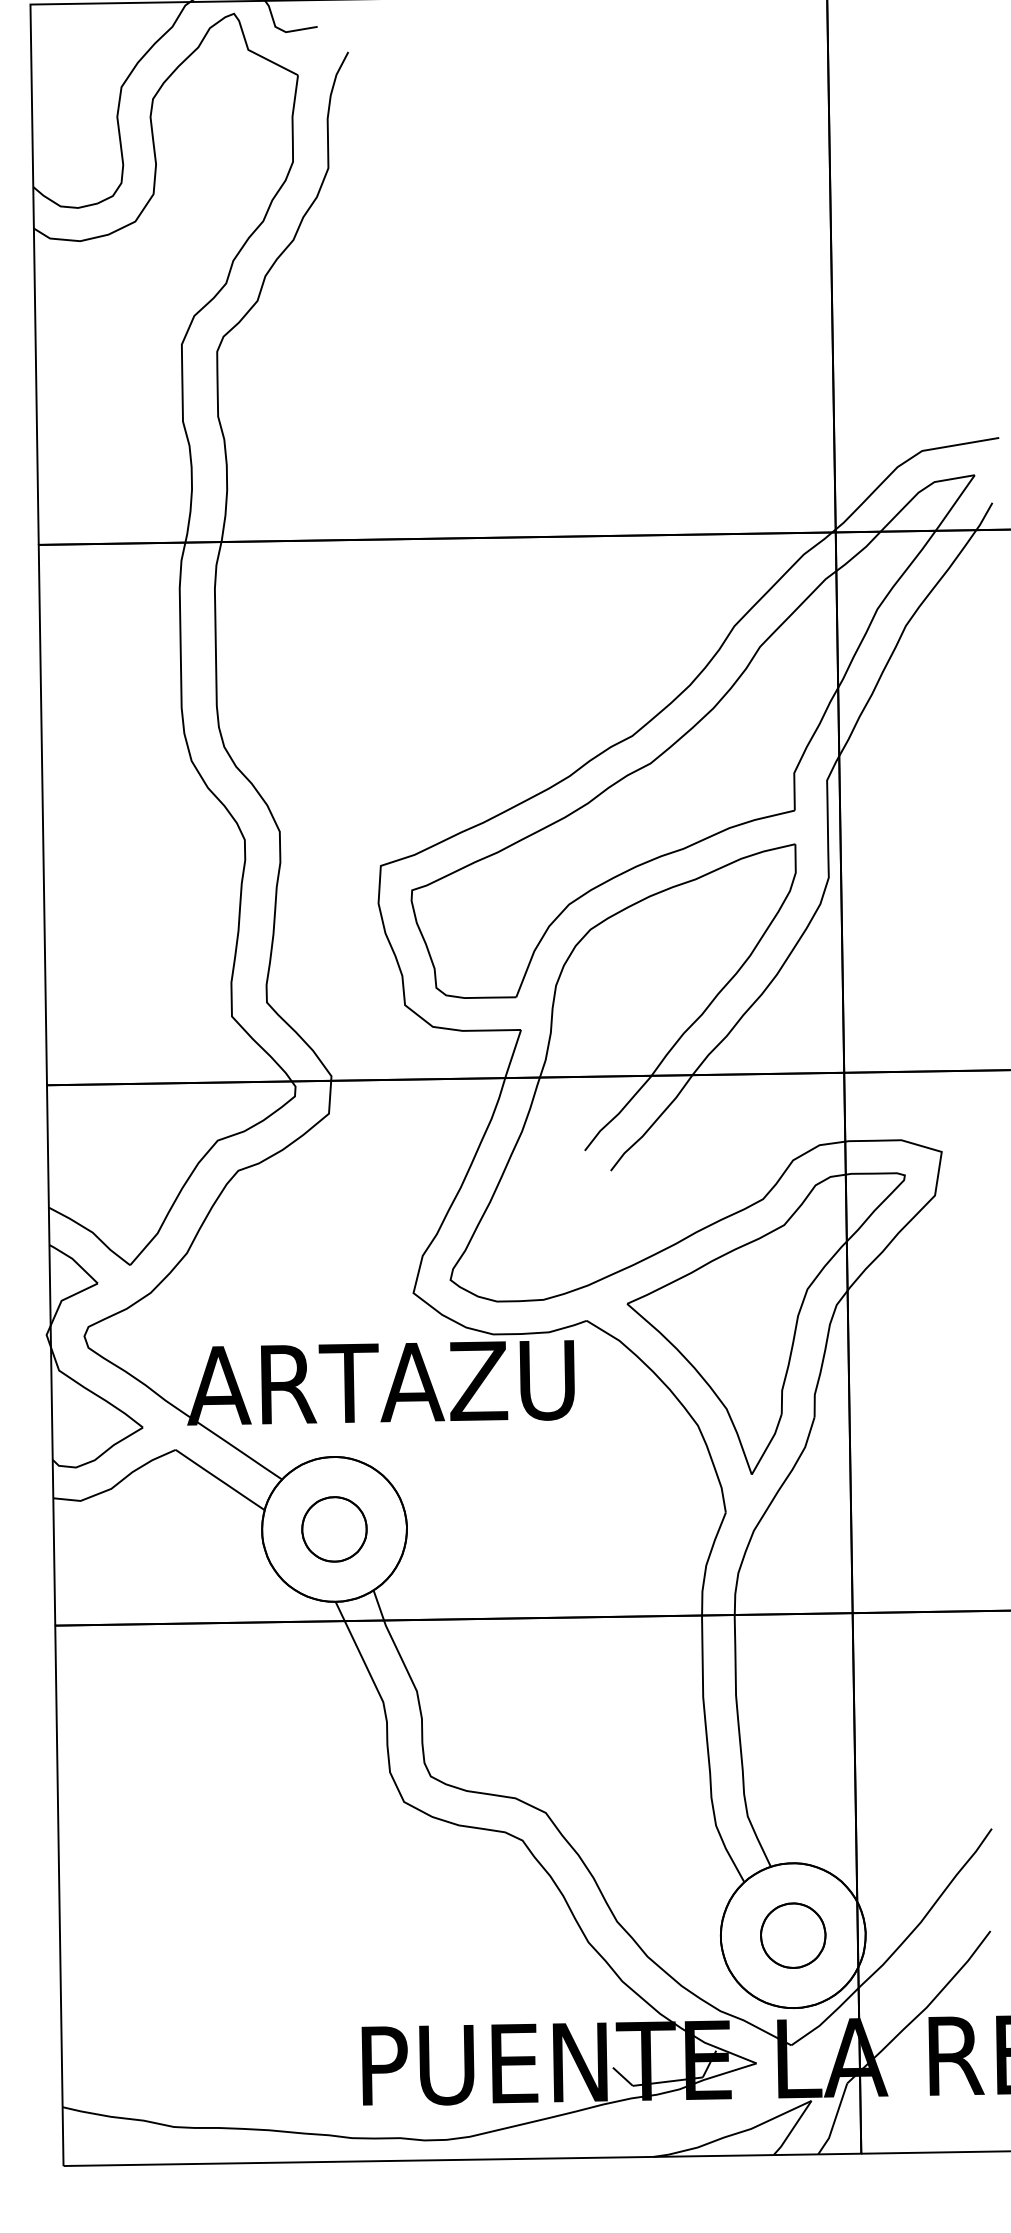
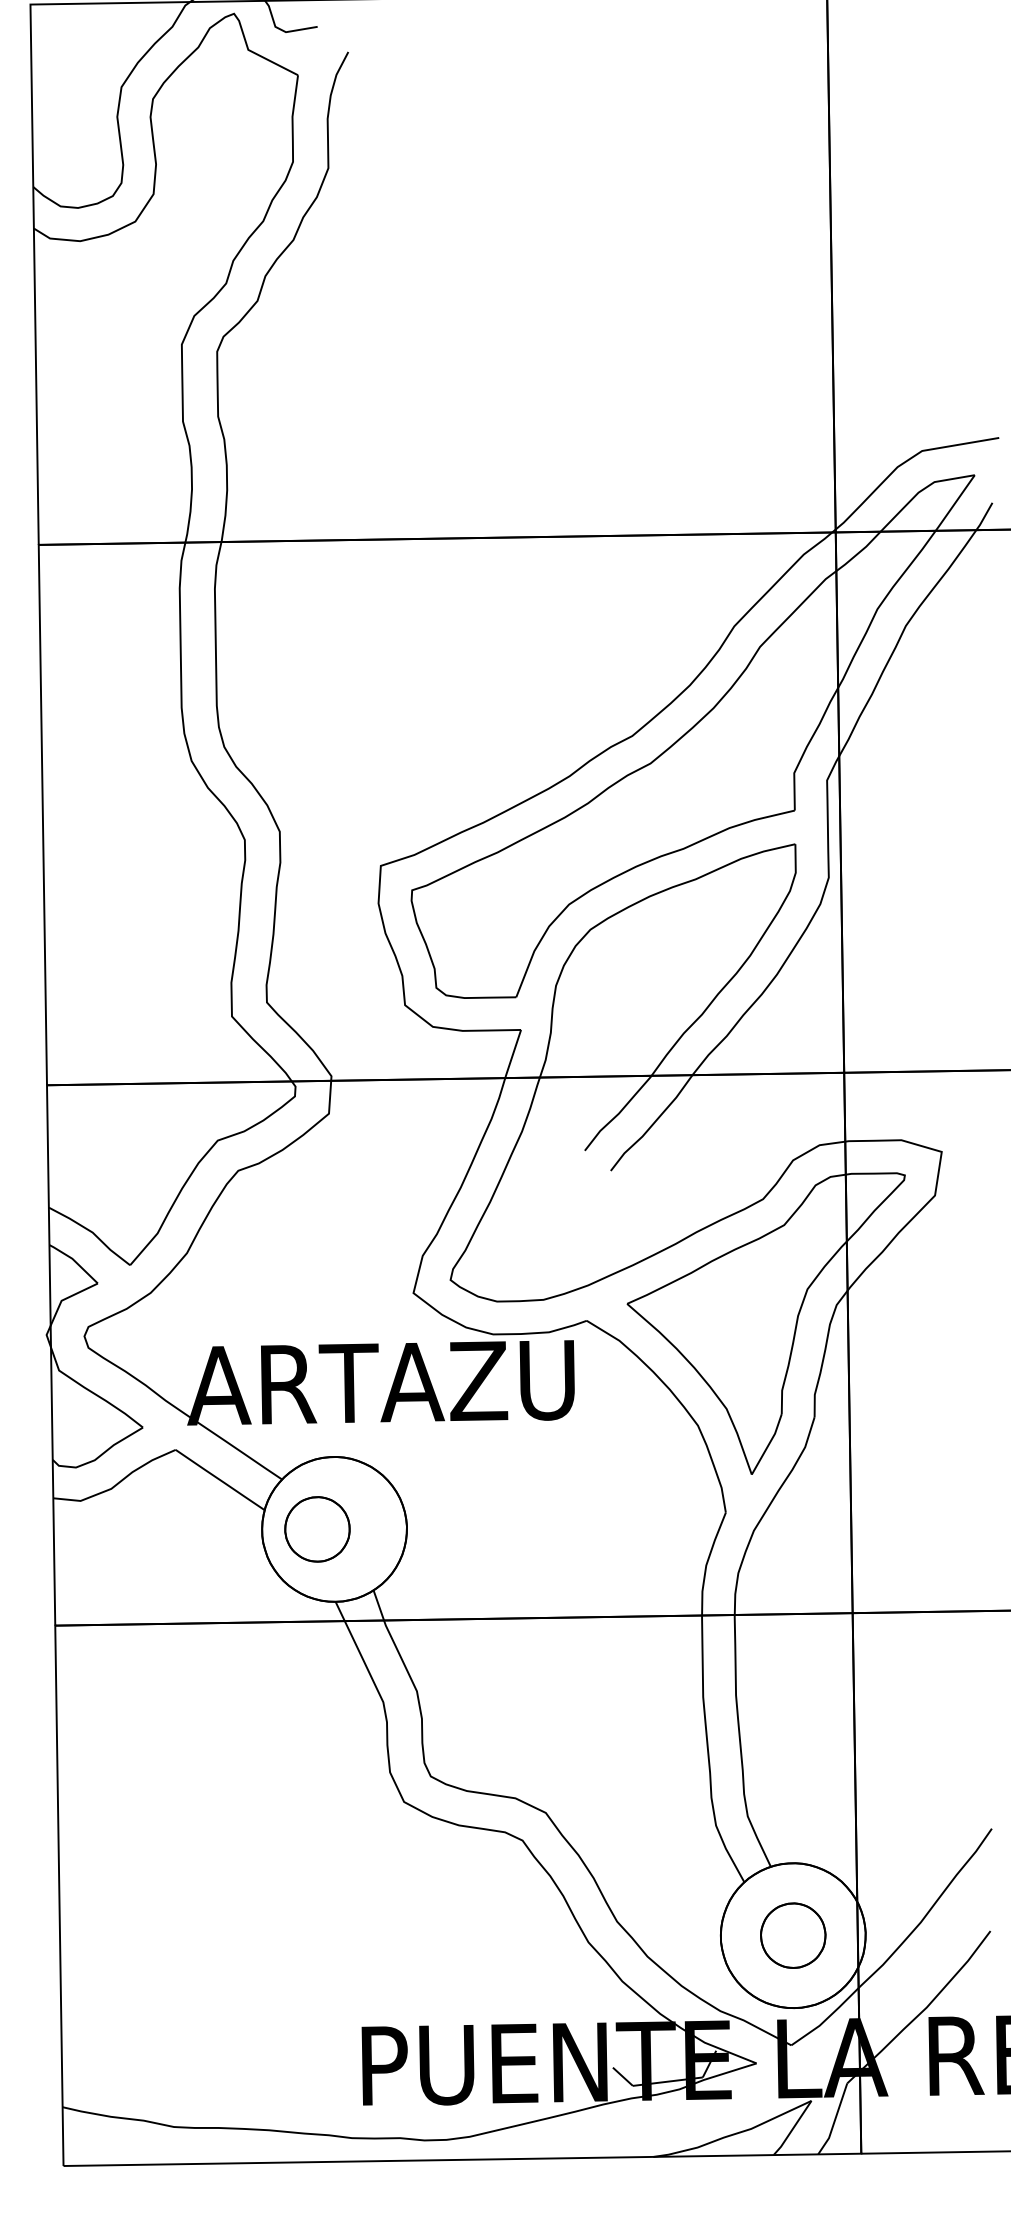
part position: (334, 1529) -> (317, 1529) (317, 1529)
